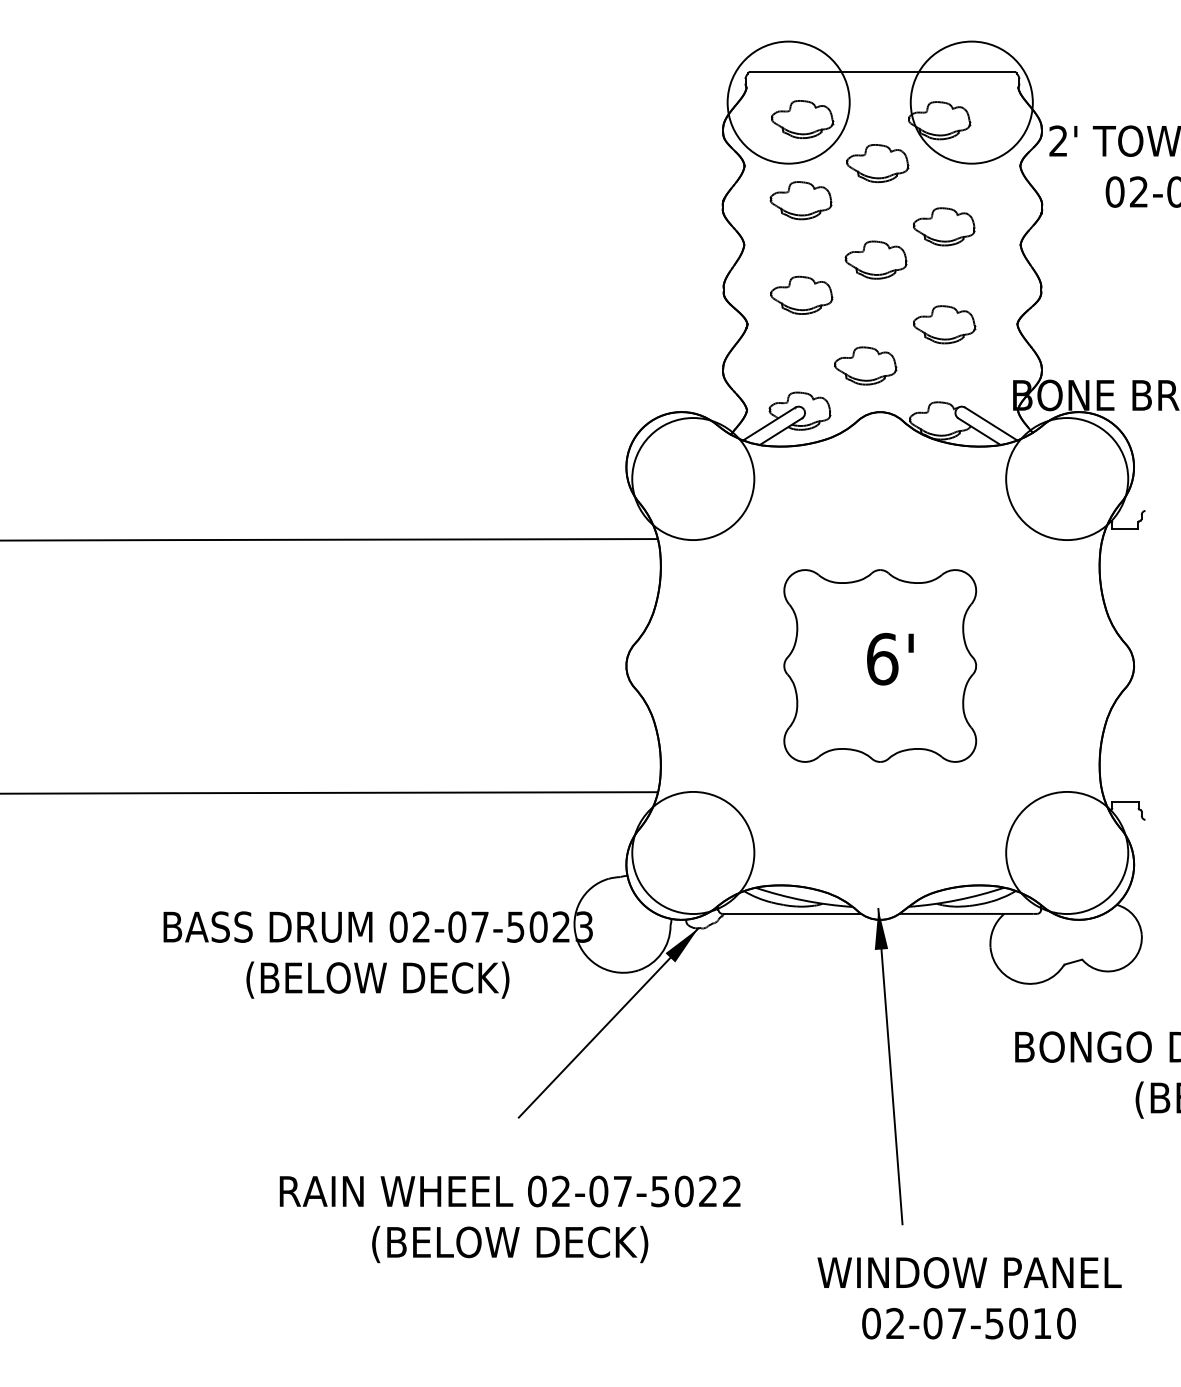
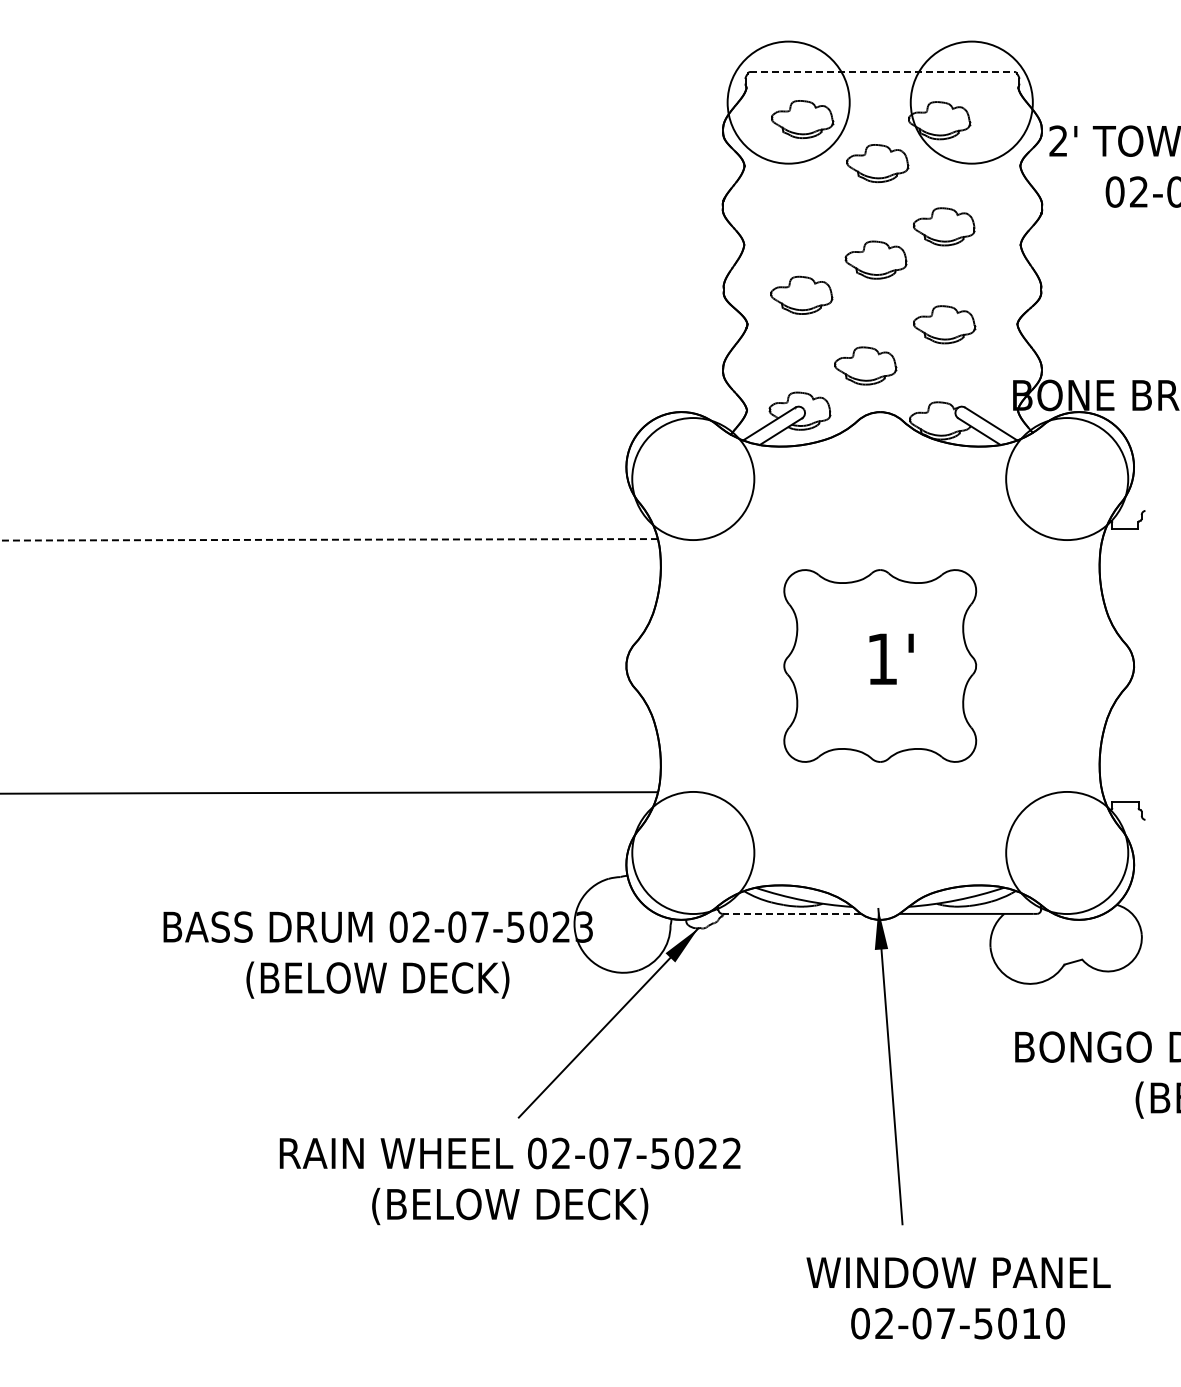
line: solid -> dashed (882, 72)
part: present -> none (800, 200)
arc: solid -> dashed (329, 539)
text: 6' -> 1' (882, 658)
line: solid -> dashed (792, 914)
text position: (509, 1219) -> (509, 1181) (509, 1181)
text position: (969, 1298) -> (958, 1298) (958, 1298)
